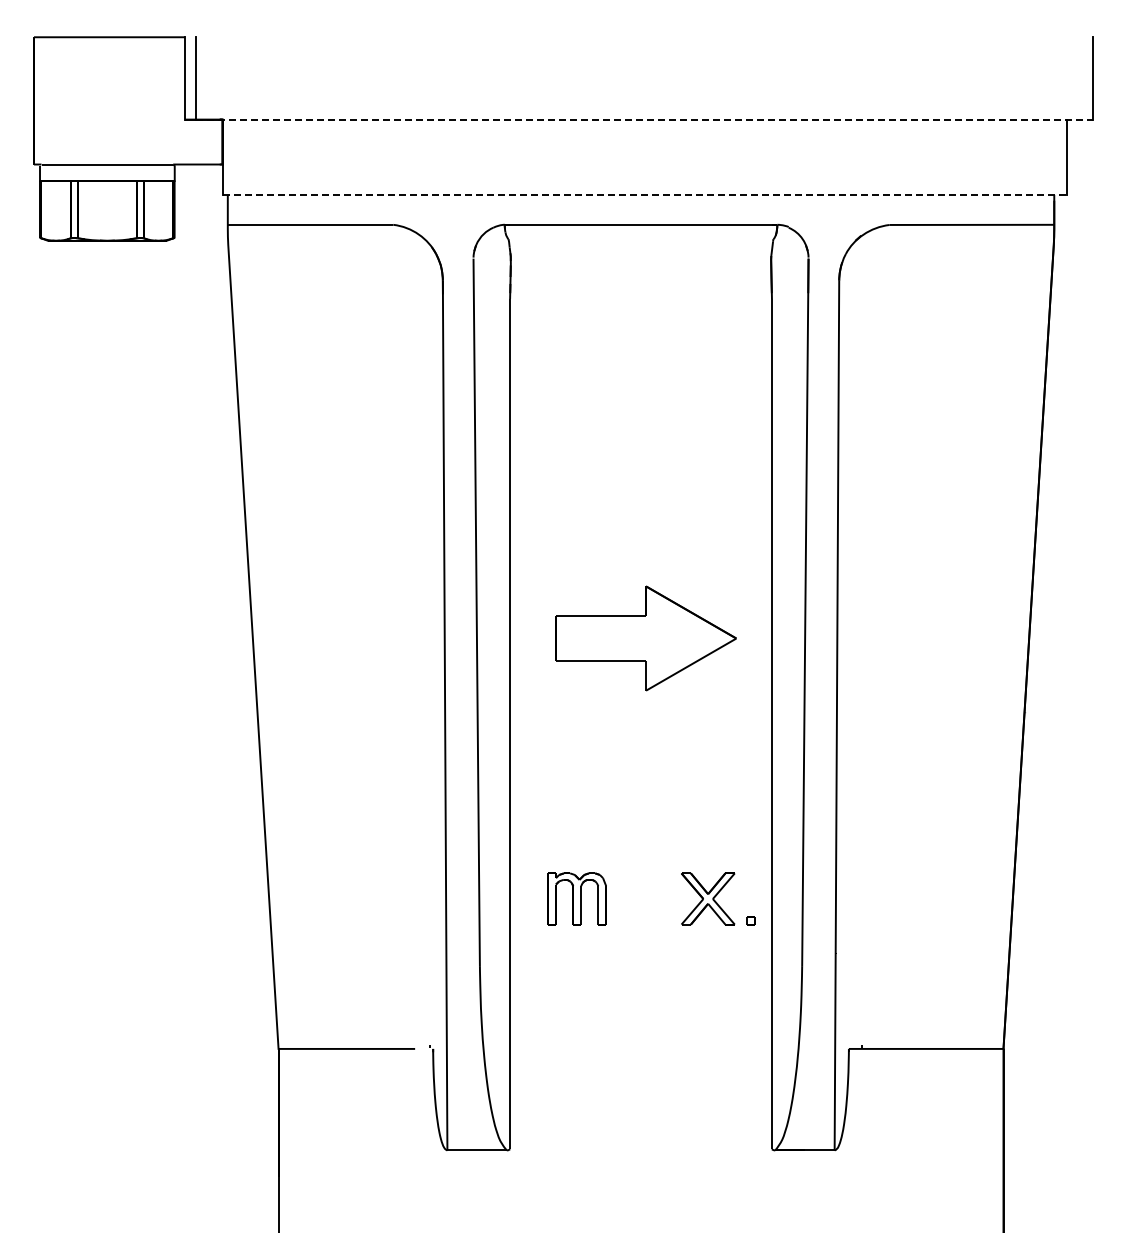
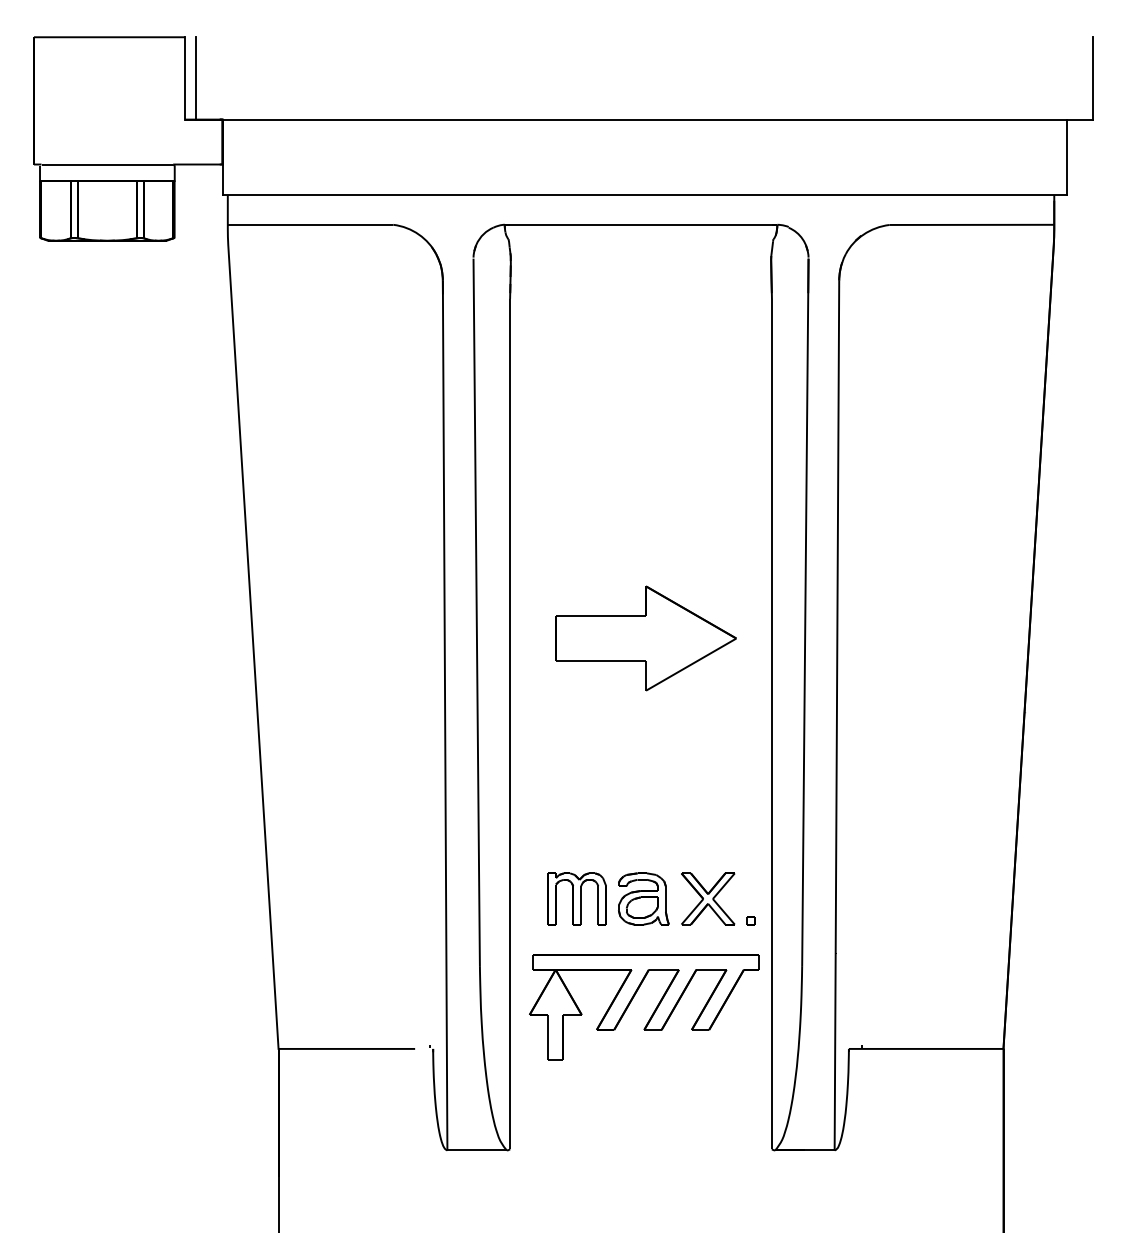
line: dashed -> solid (645, 119)
line: dashed -> solid (645, 194)
part: none -> present (643, 898)
part: none -> present (653, 1011)
